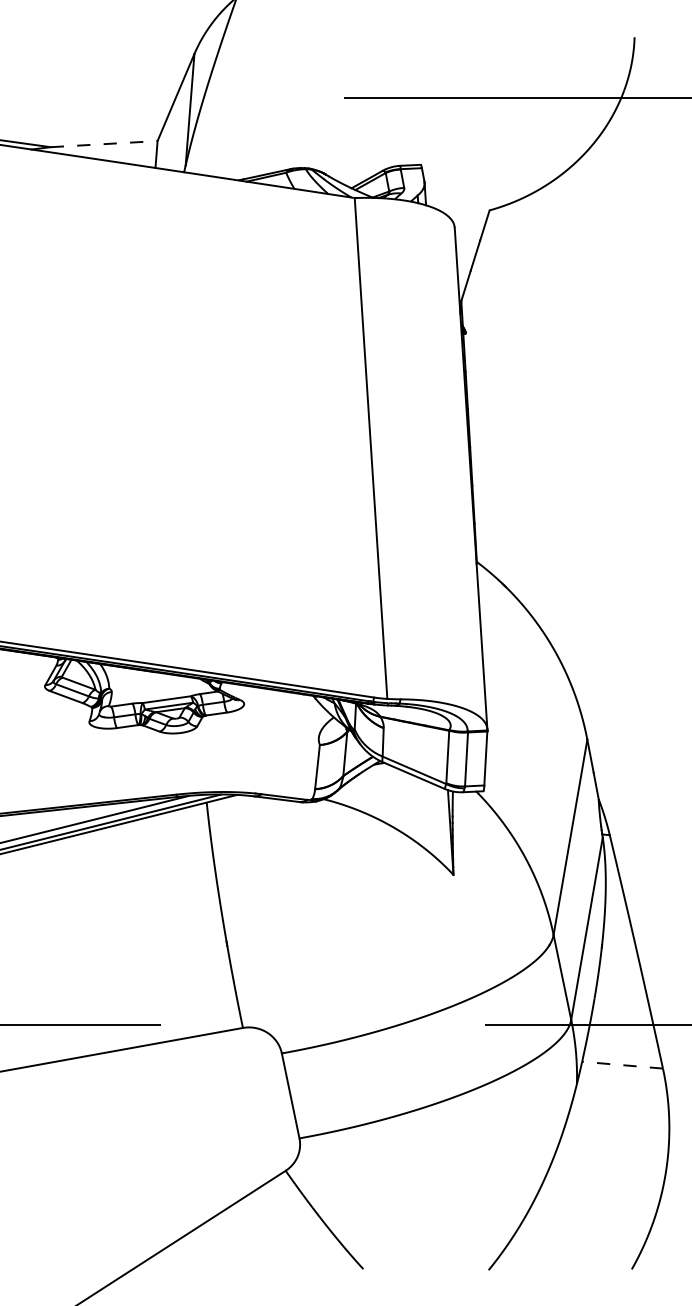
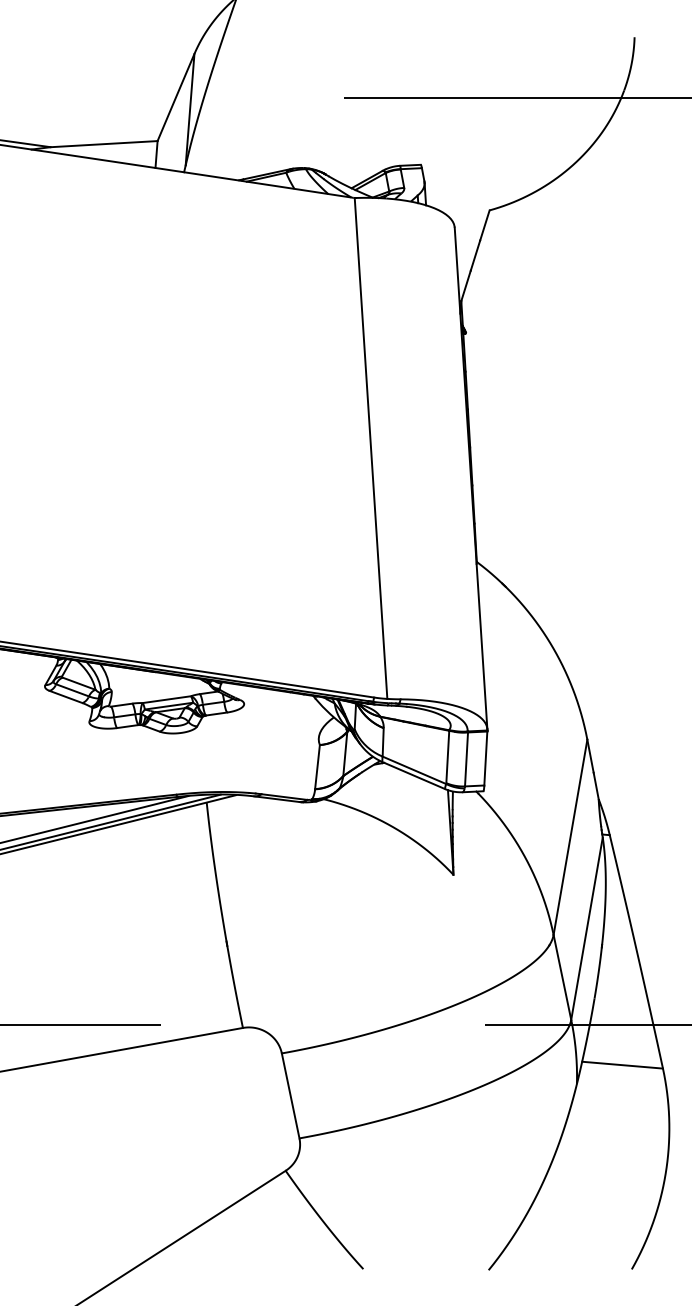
line: dashed -> solid (104, 144)
line: dashed -> solid (622, 1065)
